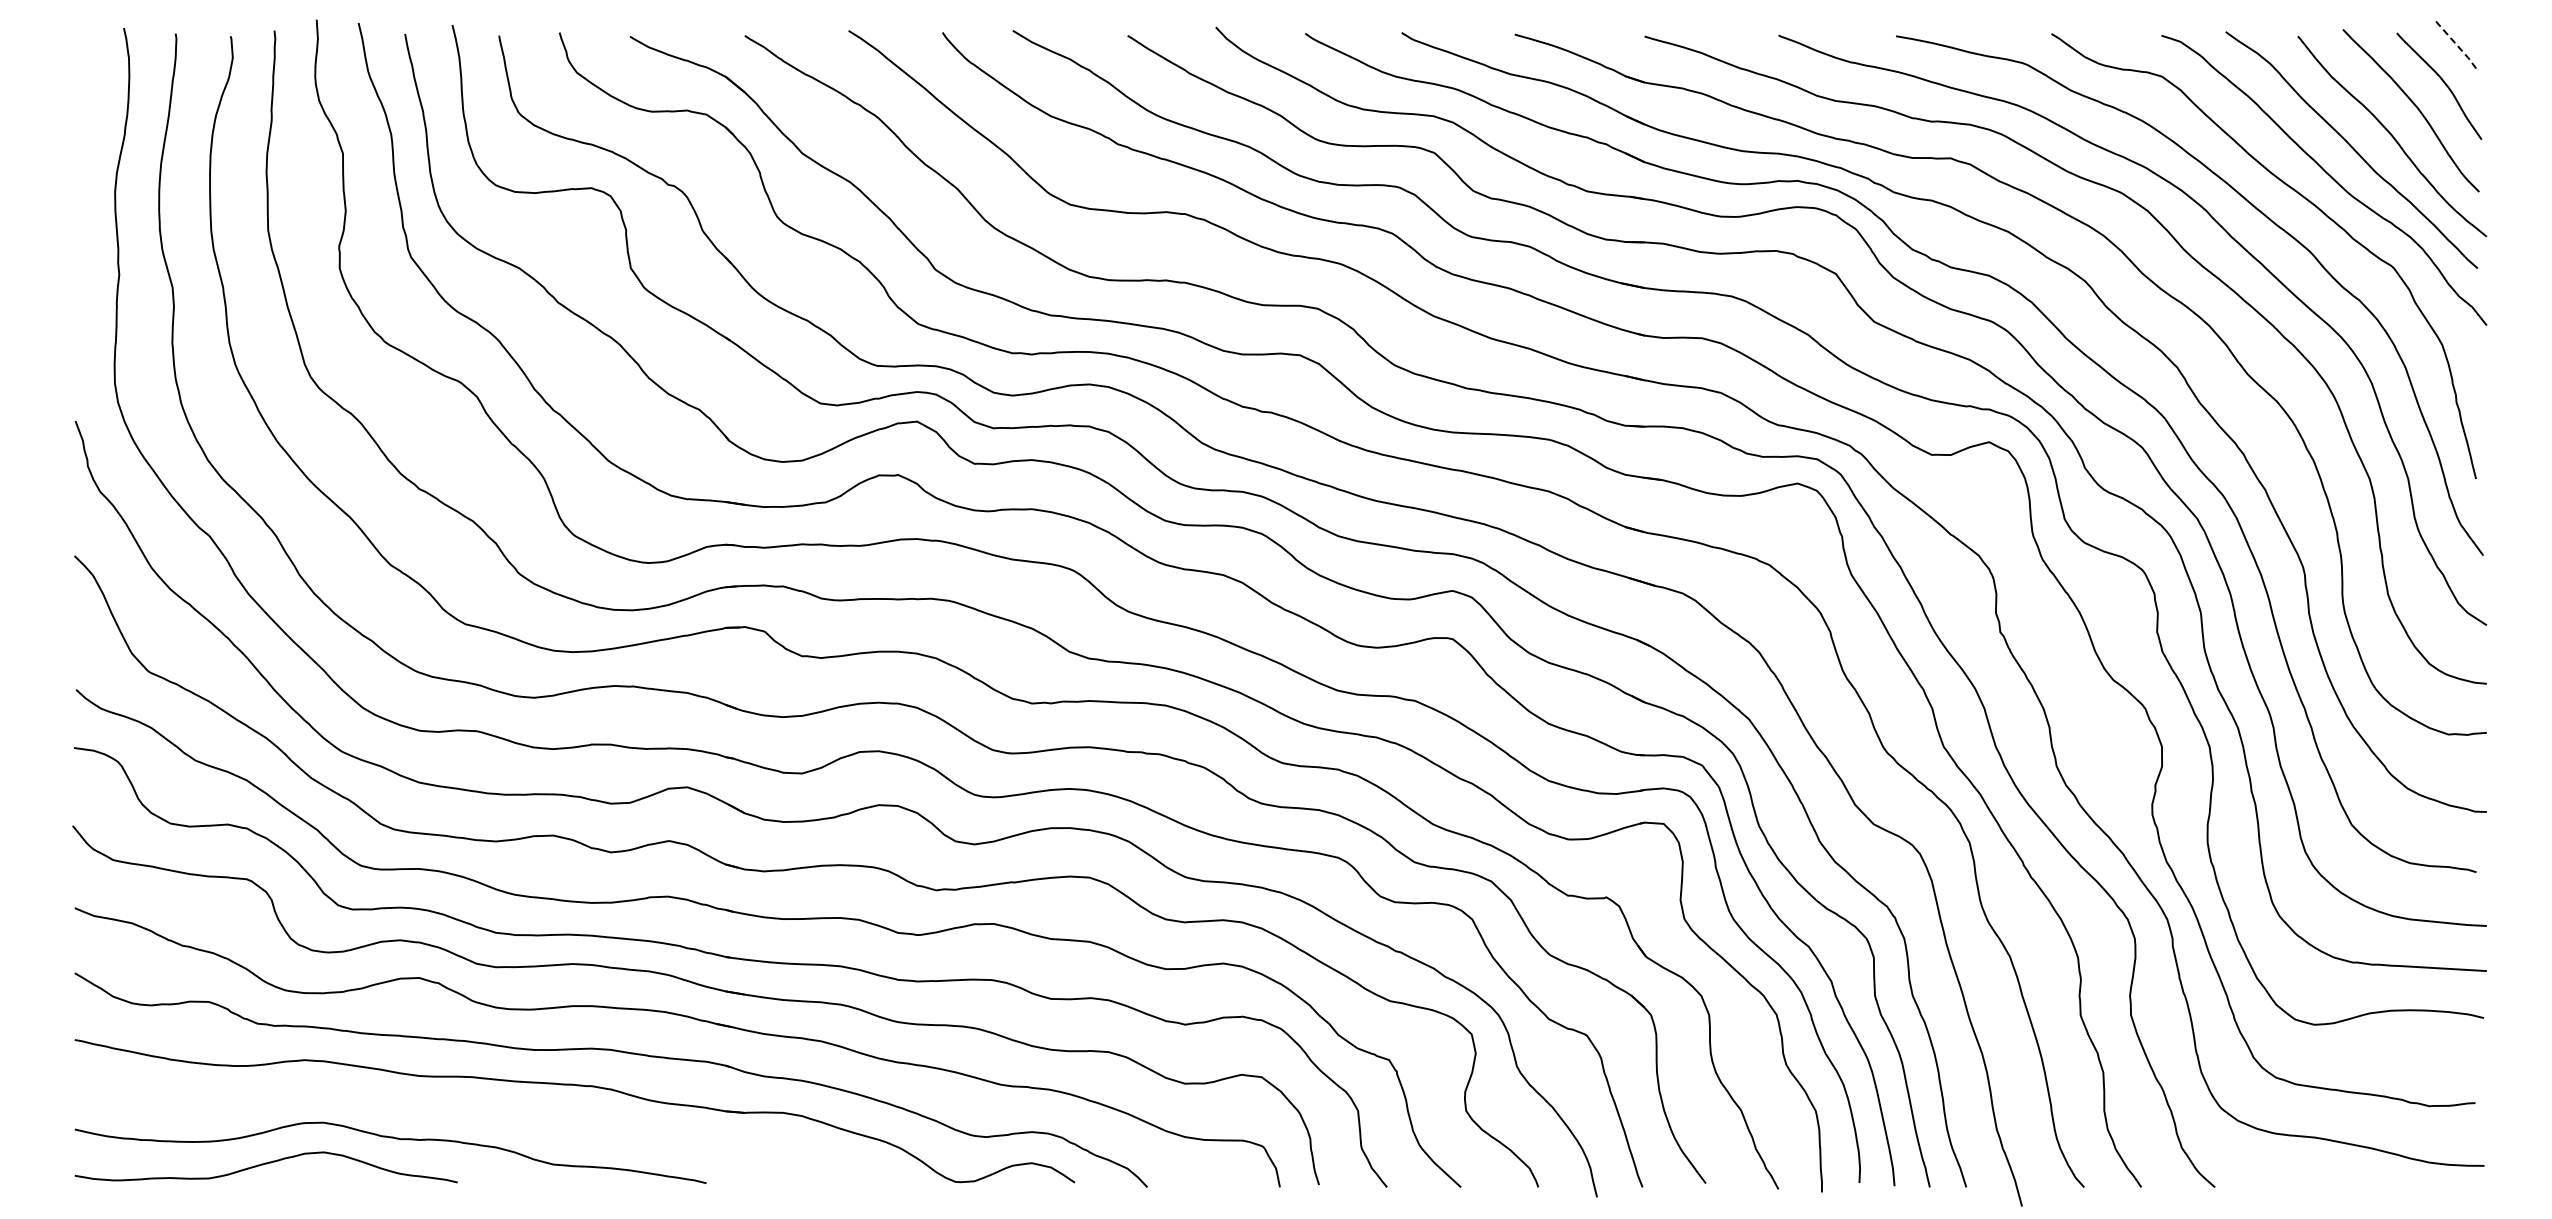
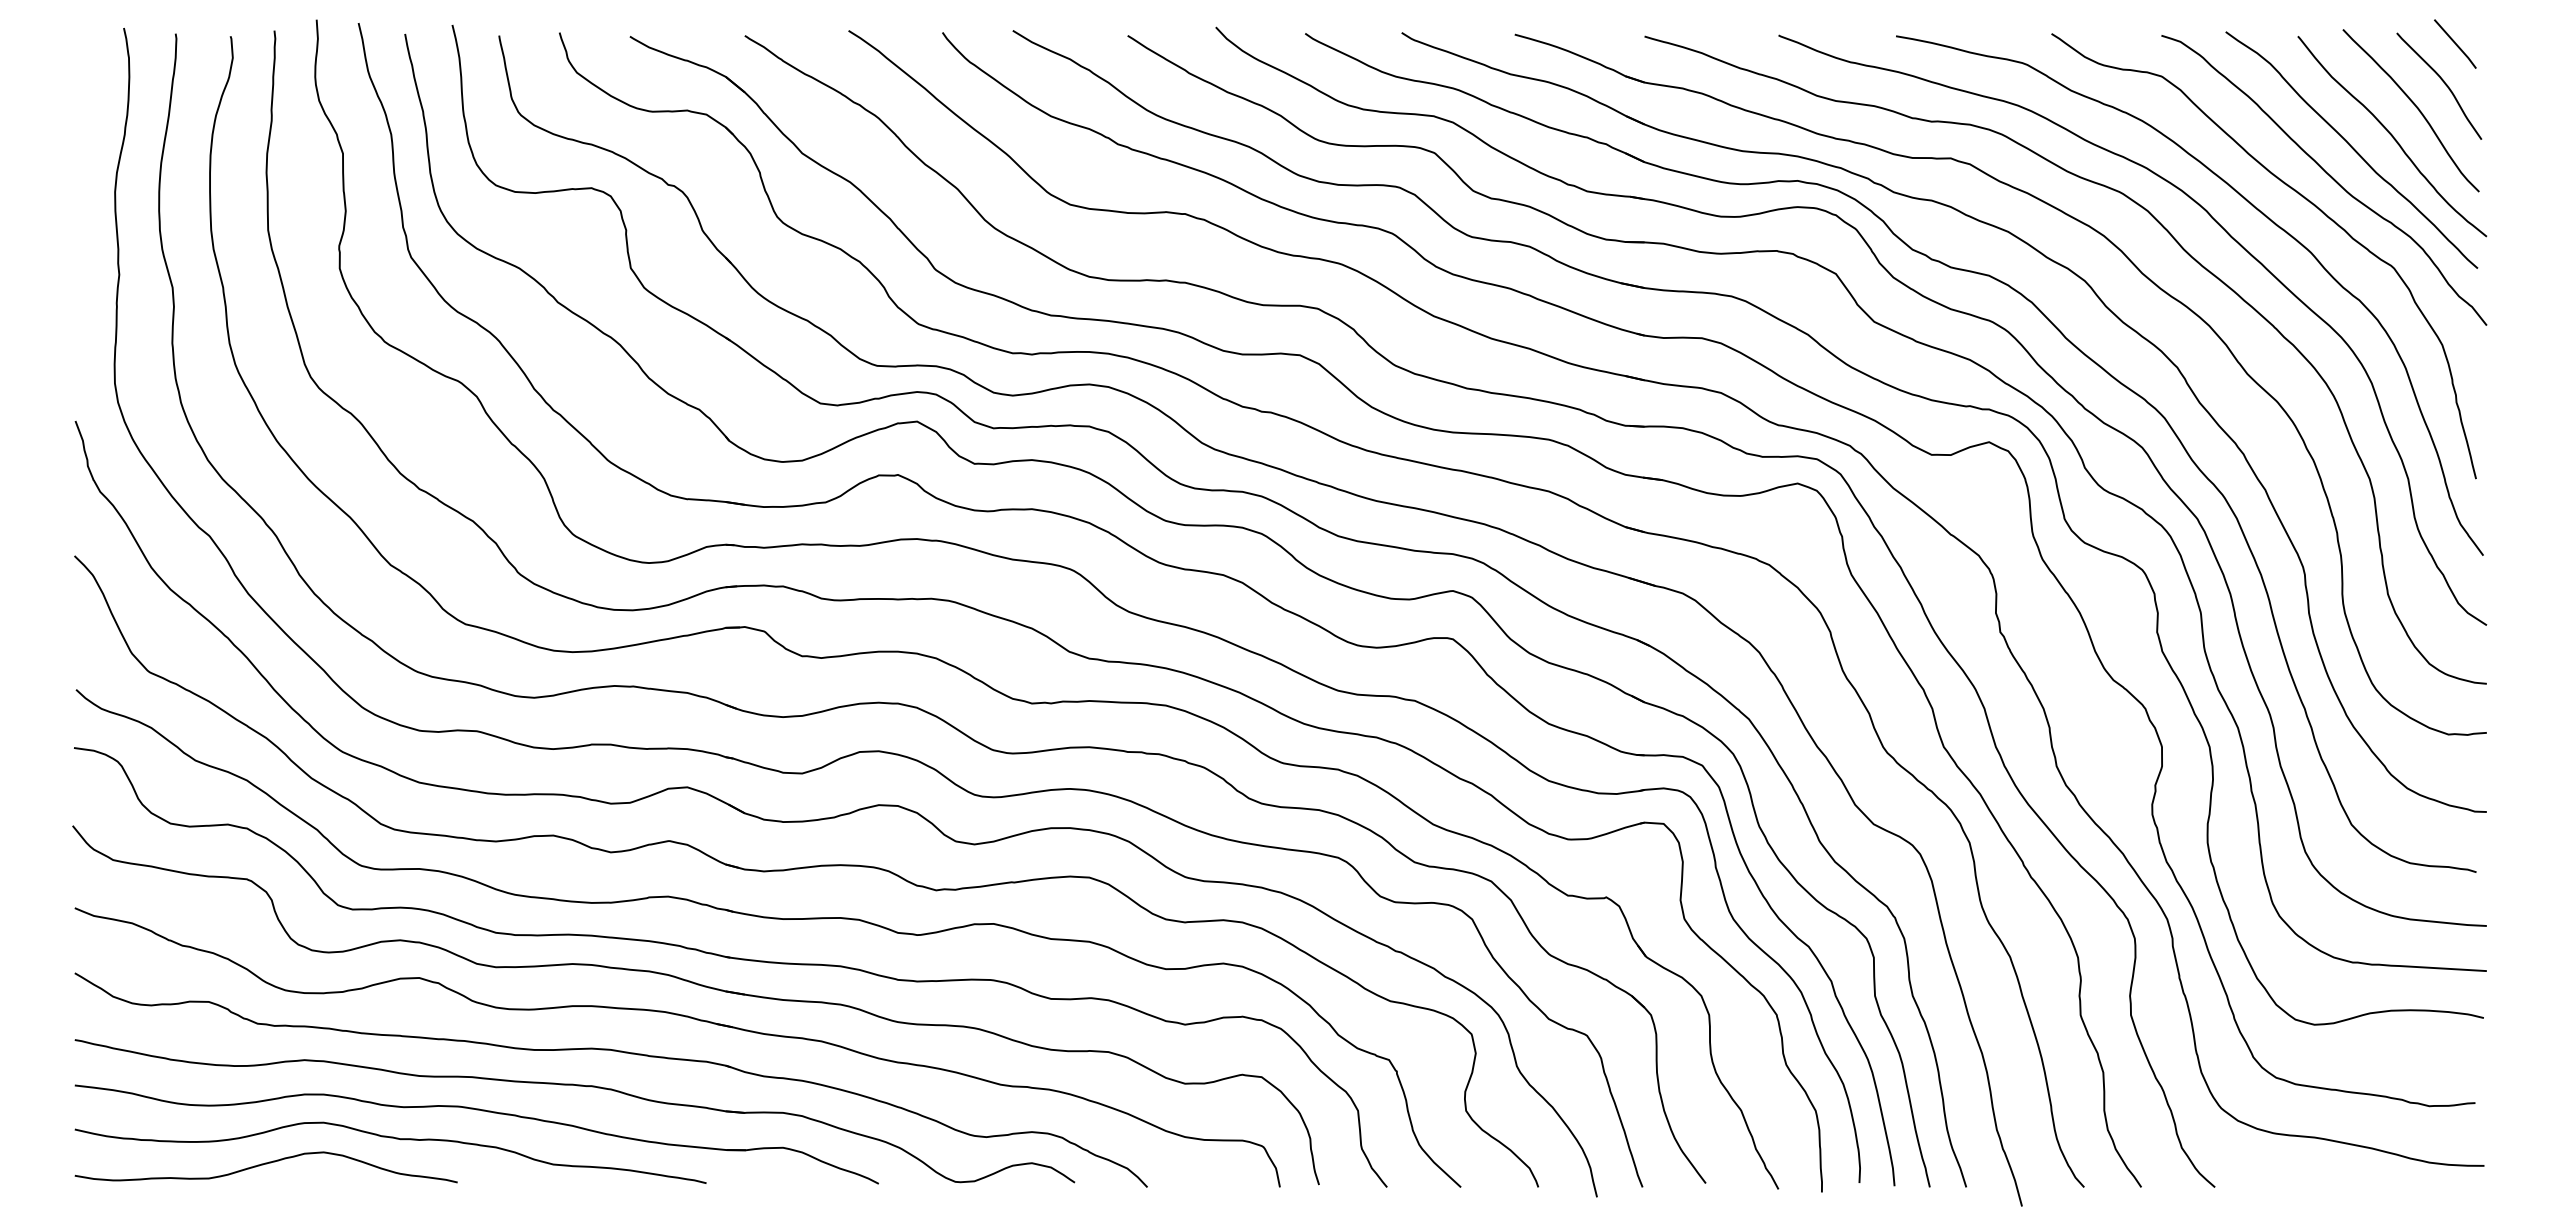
line: dashed -> solid (2455, 43)
part: none -> present (482, 1111)
